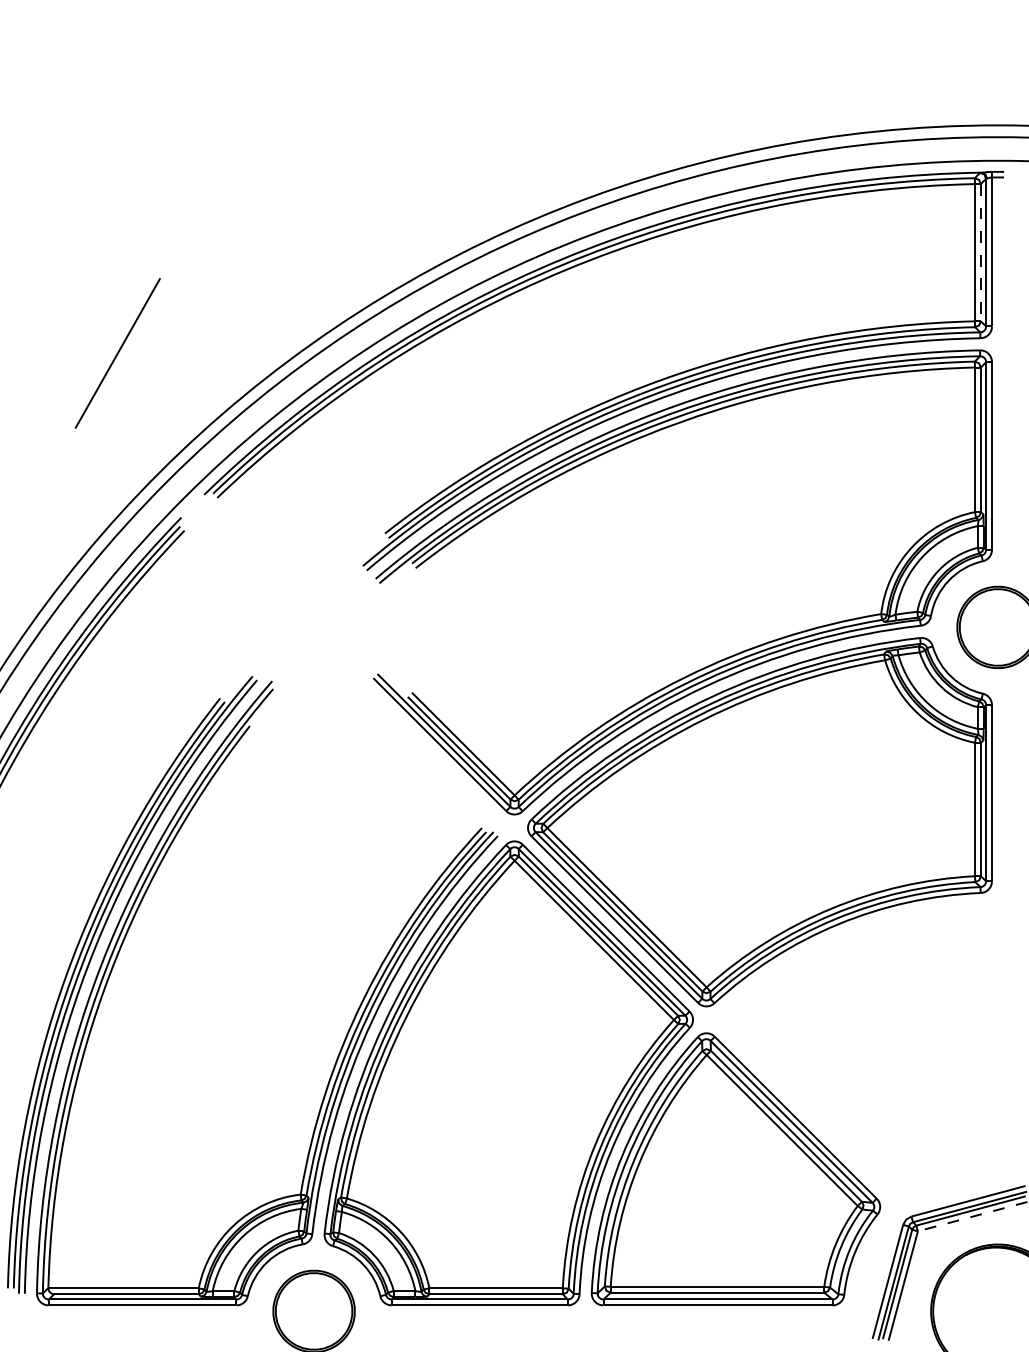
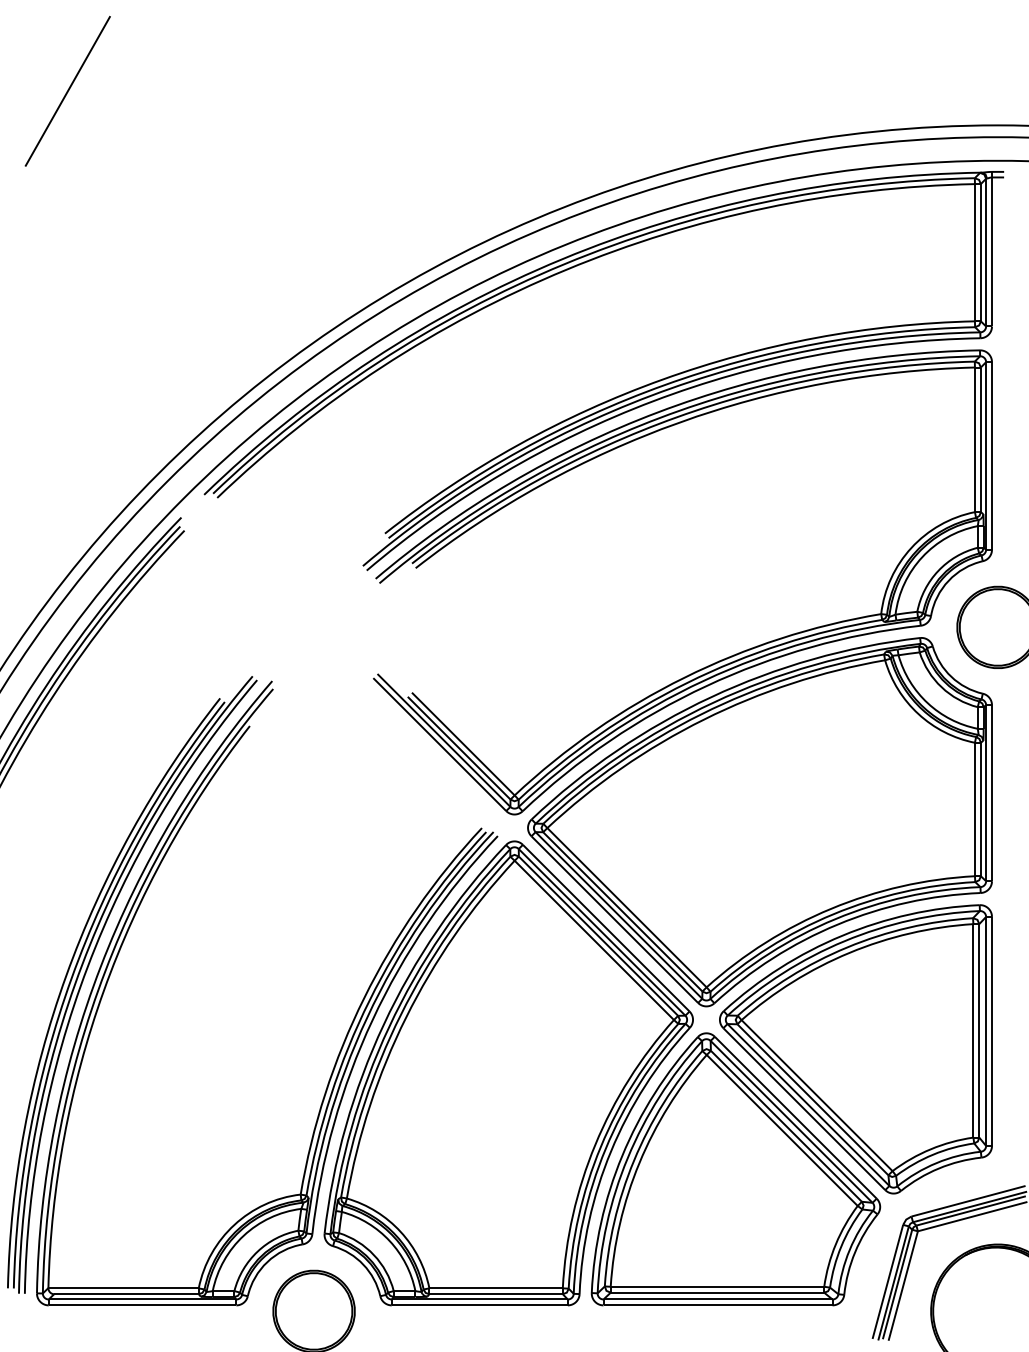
line: dashed -> solid (980, 252)
line position: (117, 353) -> (67, 91) (67, 91)
part: none -> present (855, 1049)
line: dashed -> solid (972, 1216)
